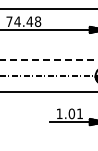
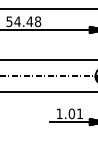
text: 74.48 -> 54.48 (9, 21)
line: dashed -> solid (49, 59)
